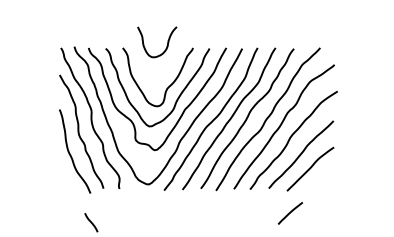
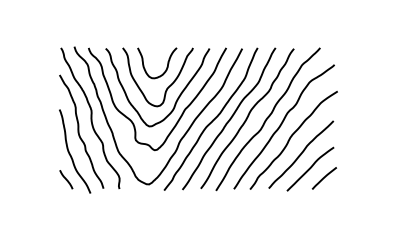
curve position: (166, 45) -> (166, 66) (166, 66)
line position: (289, 213) -> (323, 178) (323, 178)
line position: (91, 222) -> (66, 179) (66, 179)
